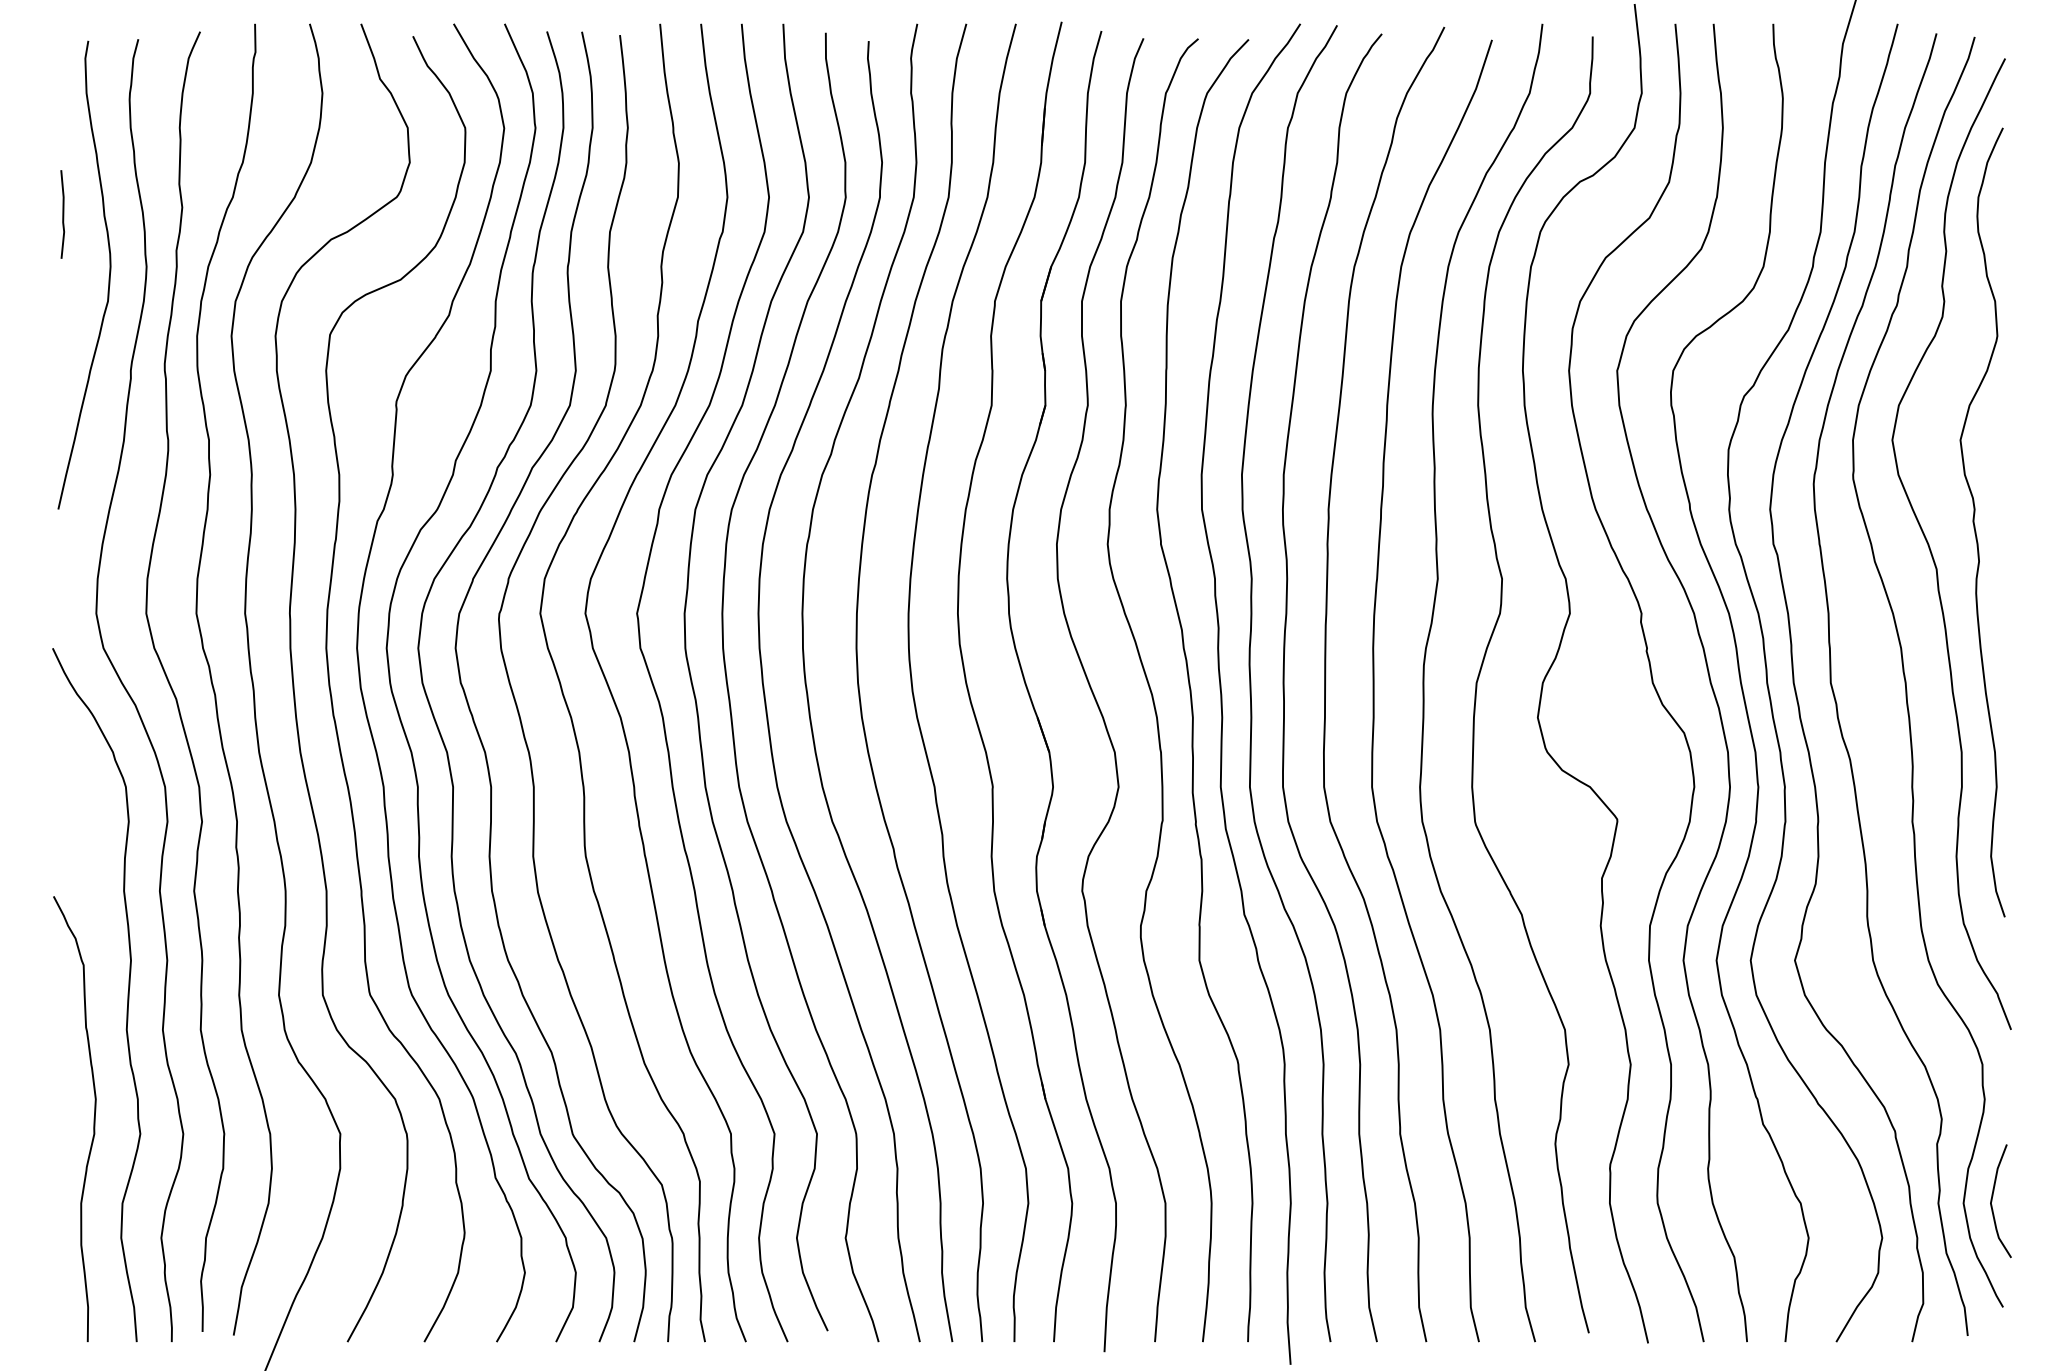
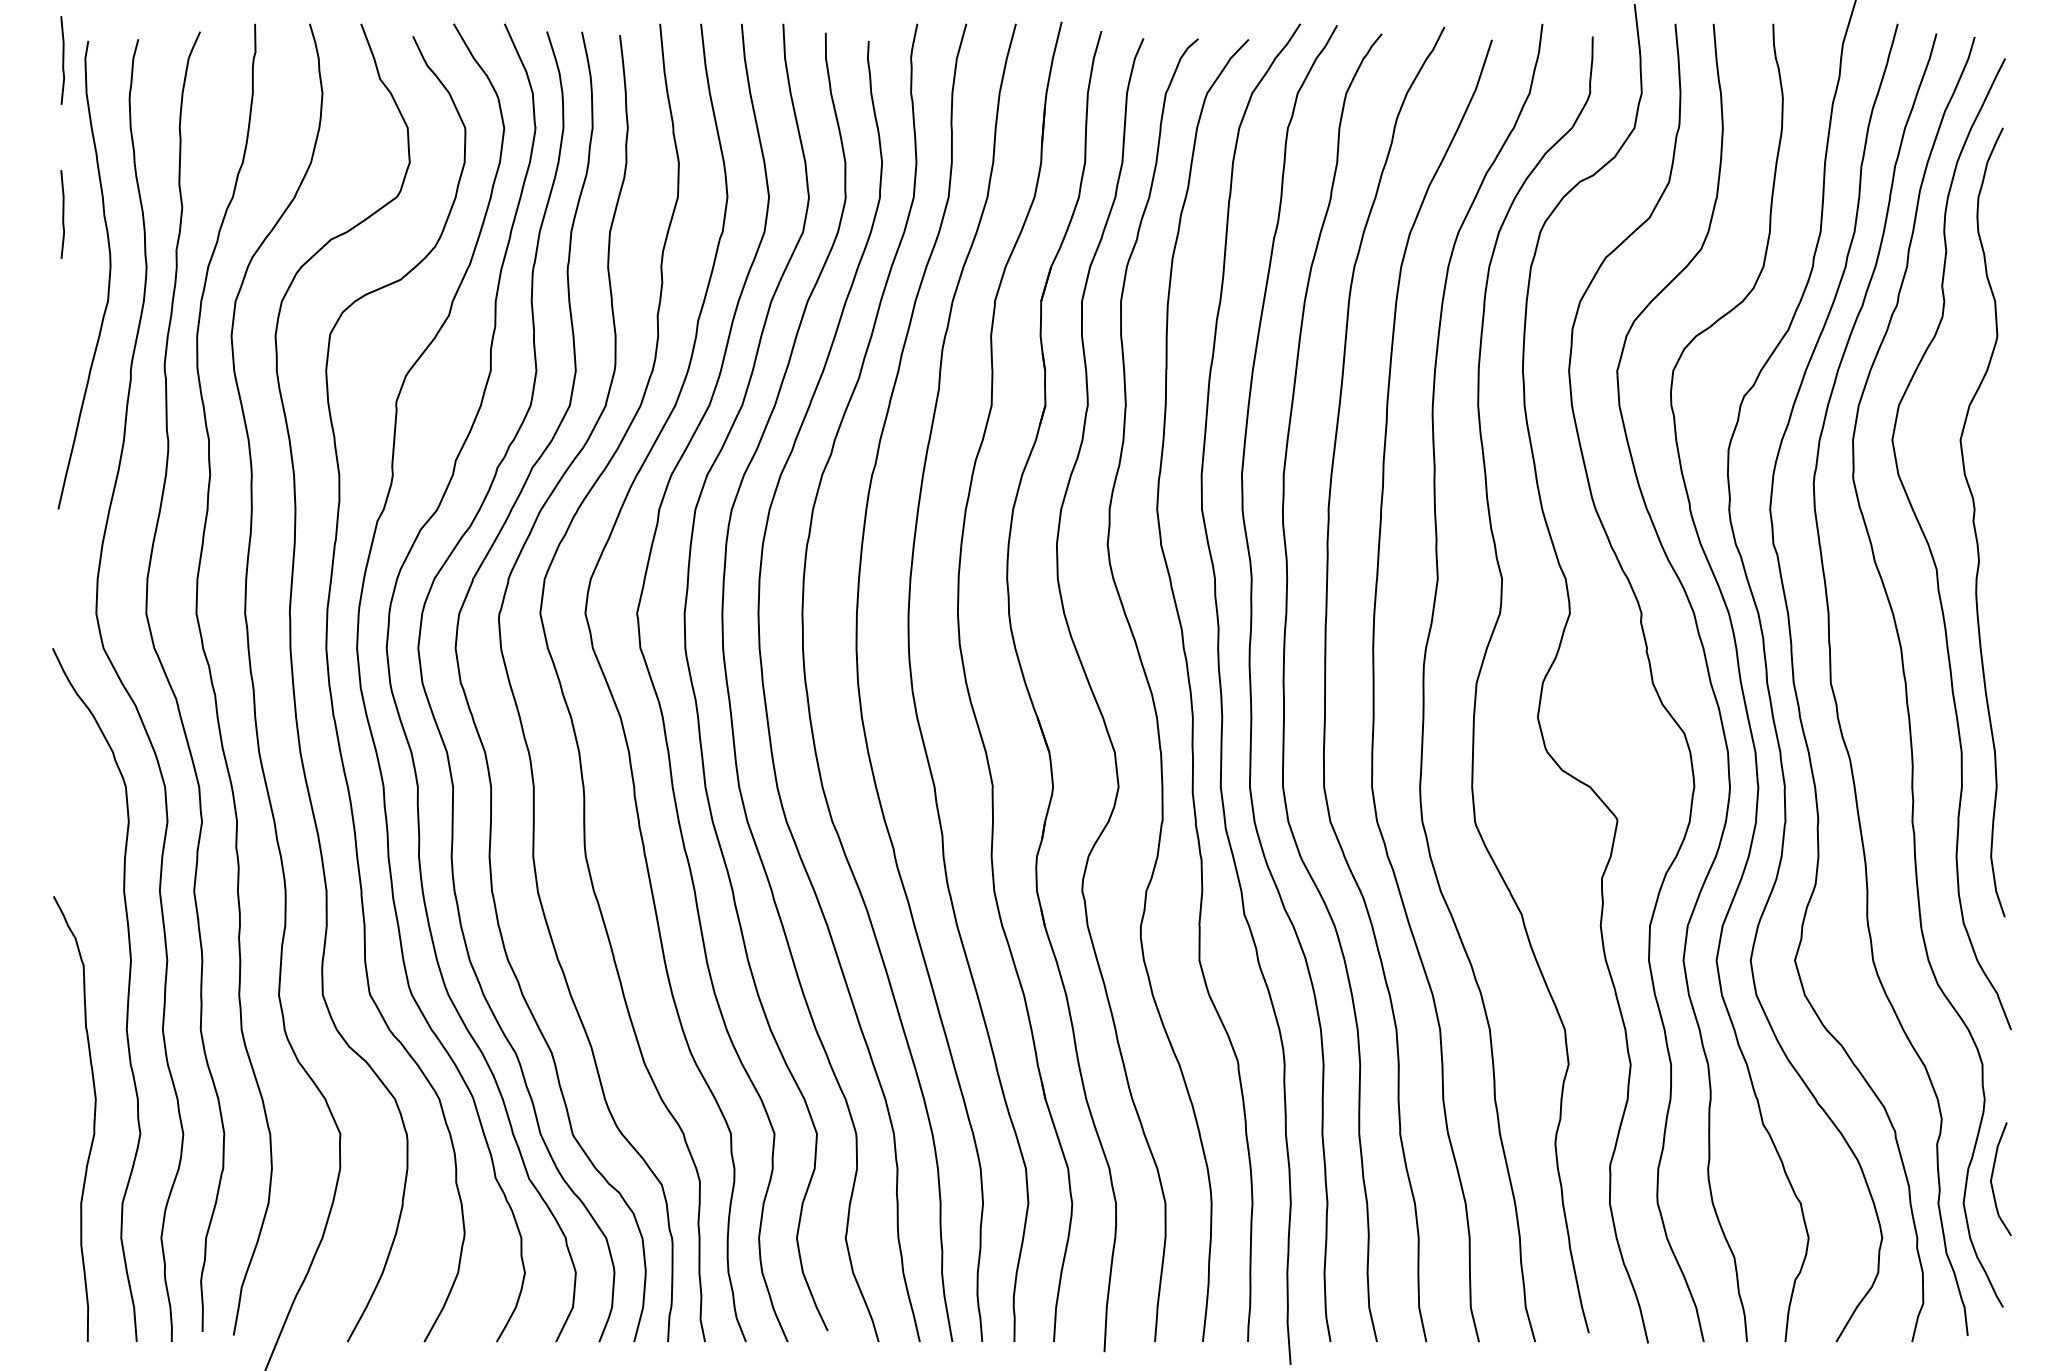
line: none -> present (62, 60)
curve position: (1992, 1201) -> (1992, 1179) (1992, 1179)
